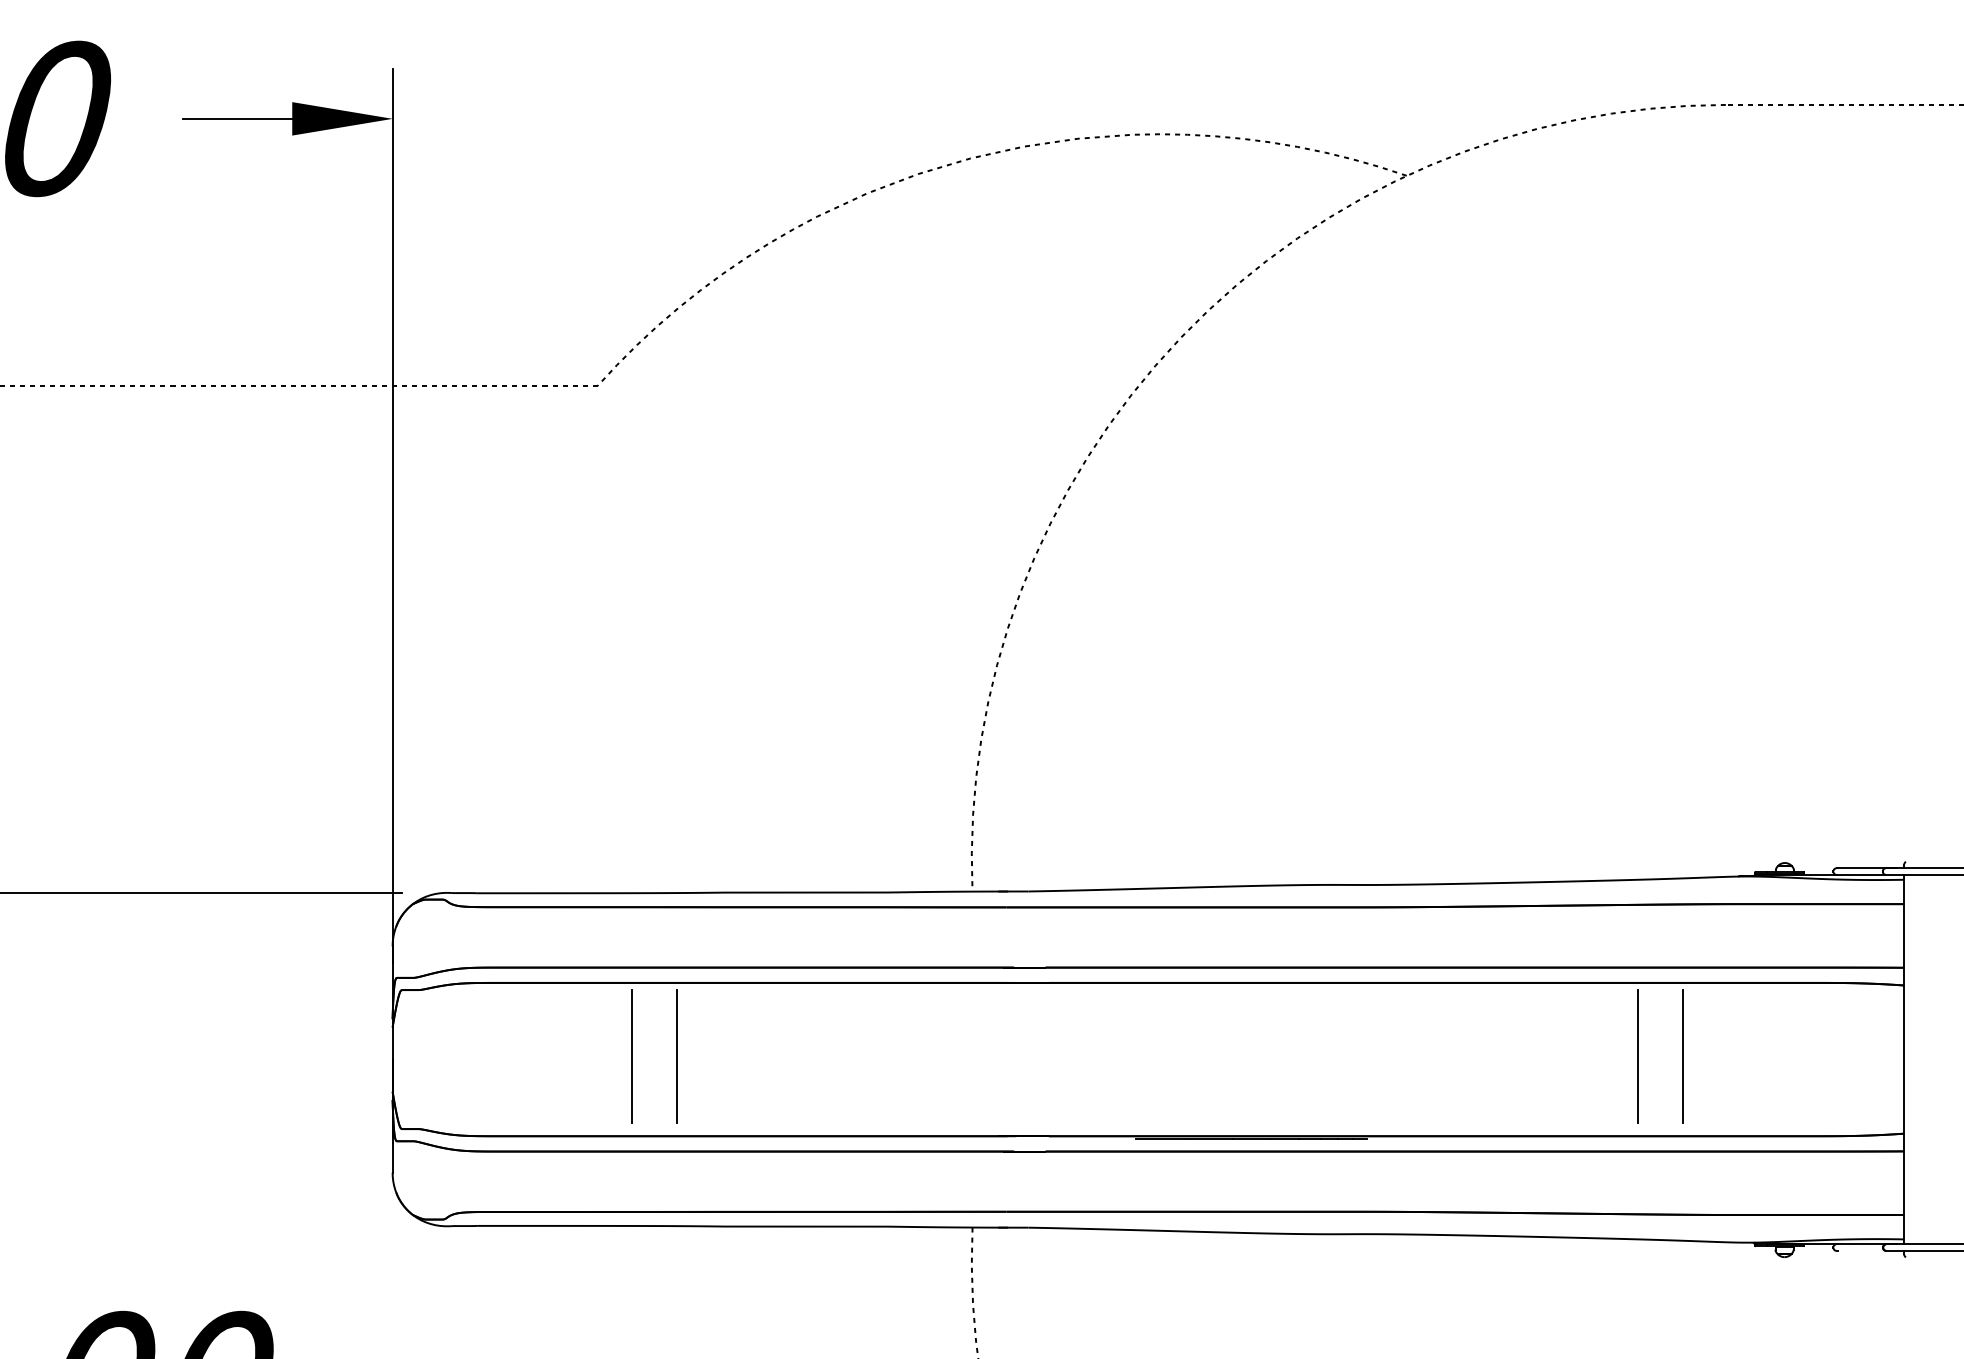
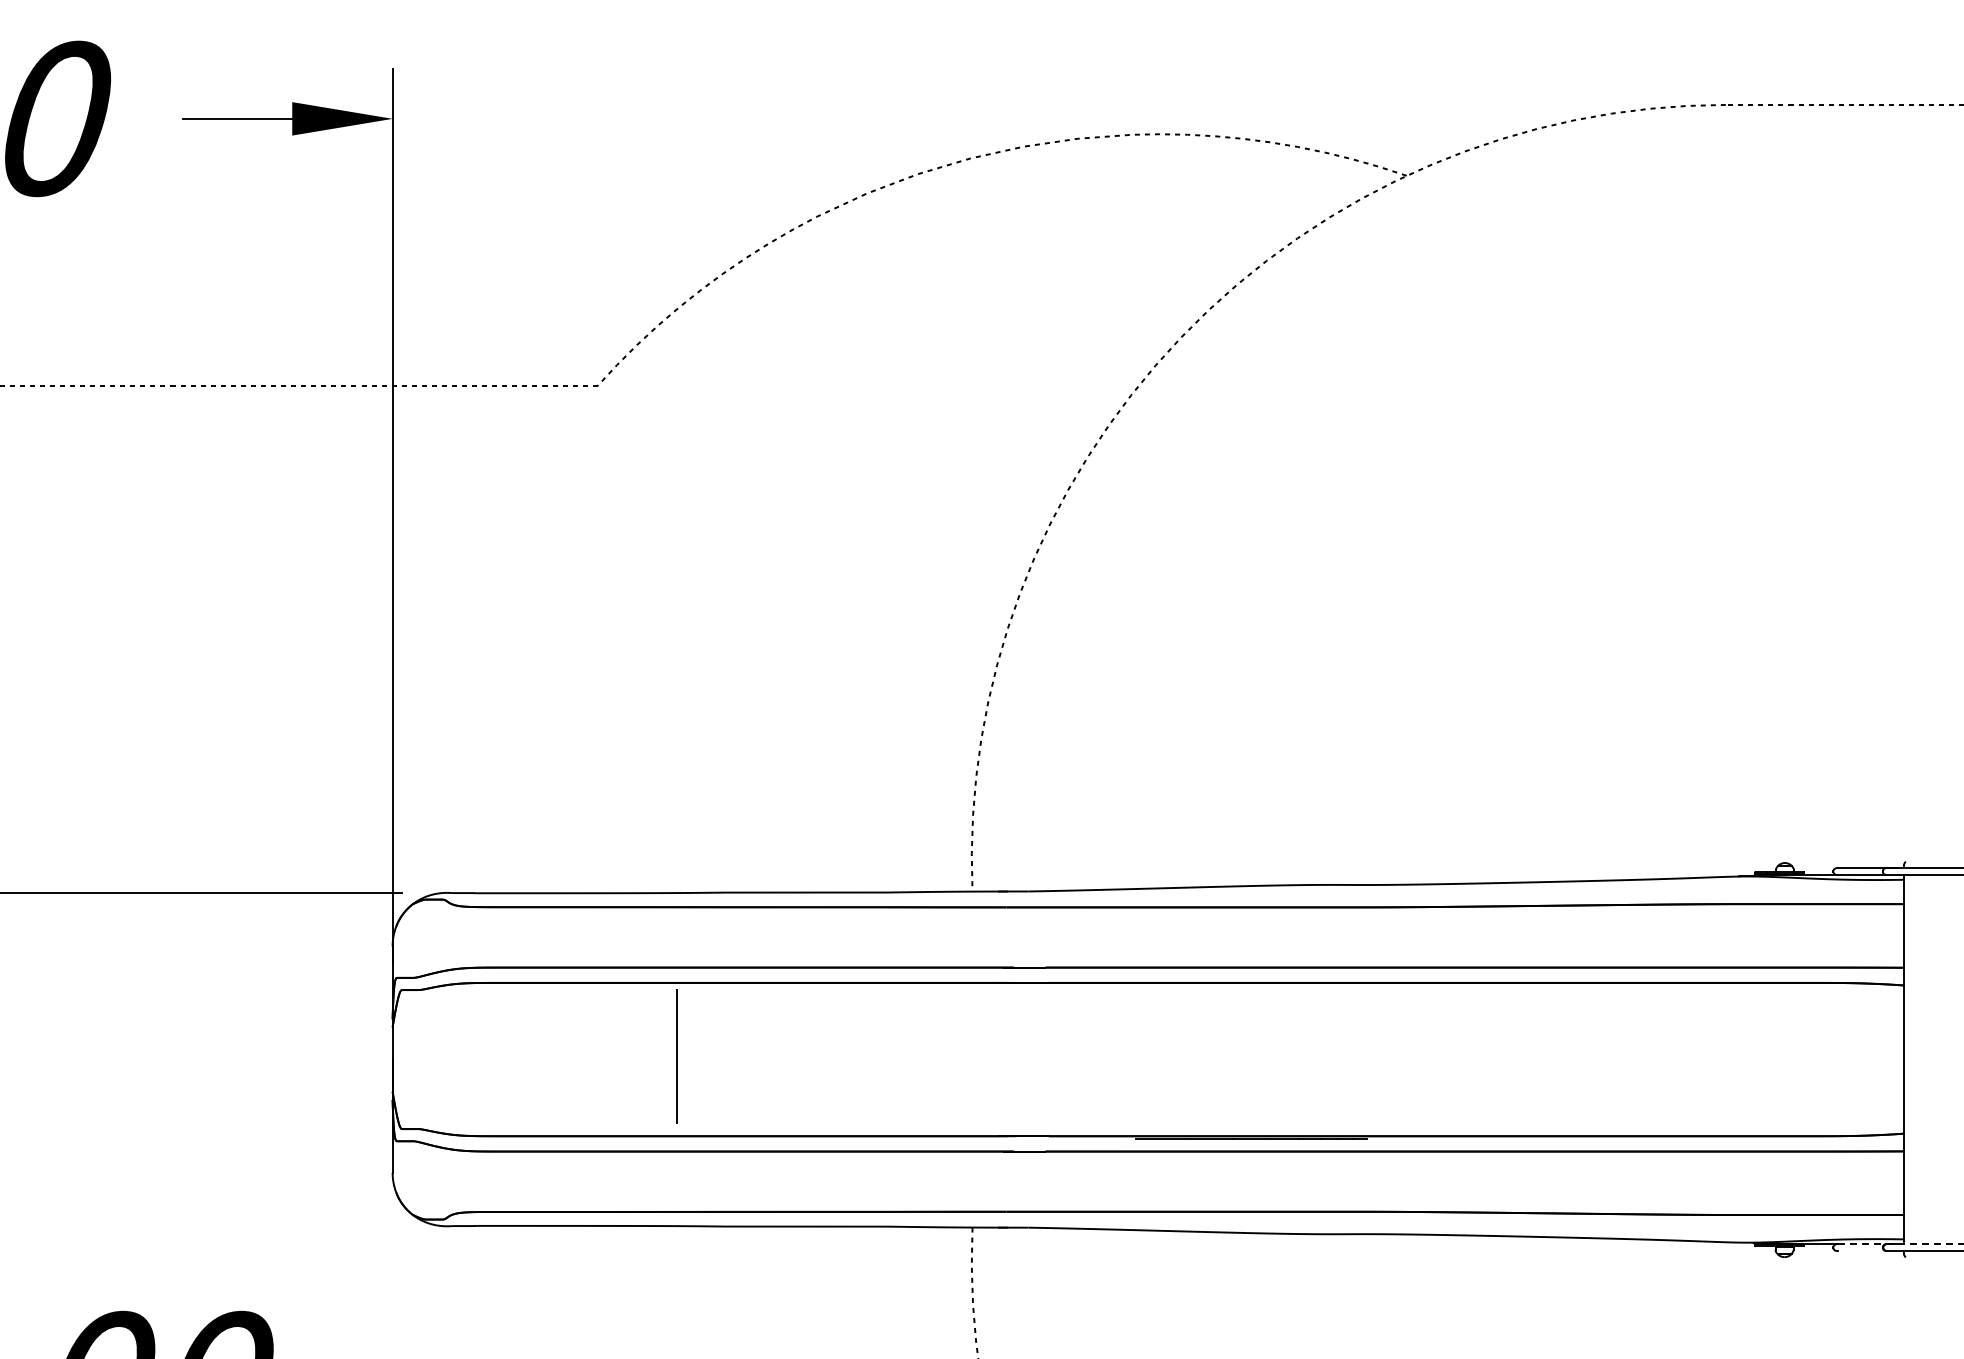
line: present -> none (631, 1056)
line: present -> none (1638, 1056)
line: present -> none (1683, 1056)
line: solid -> dashed (1900, 1244)
